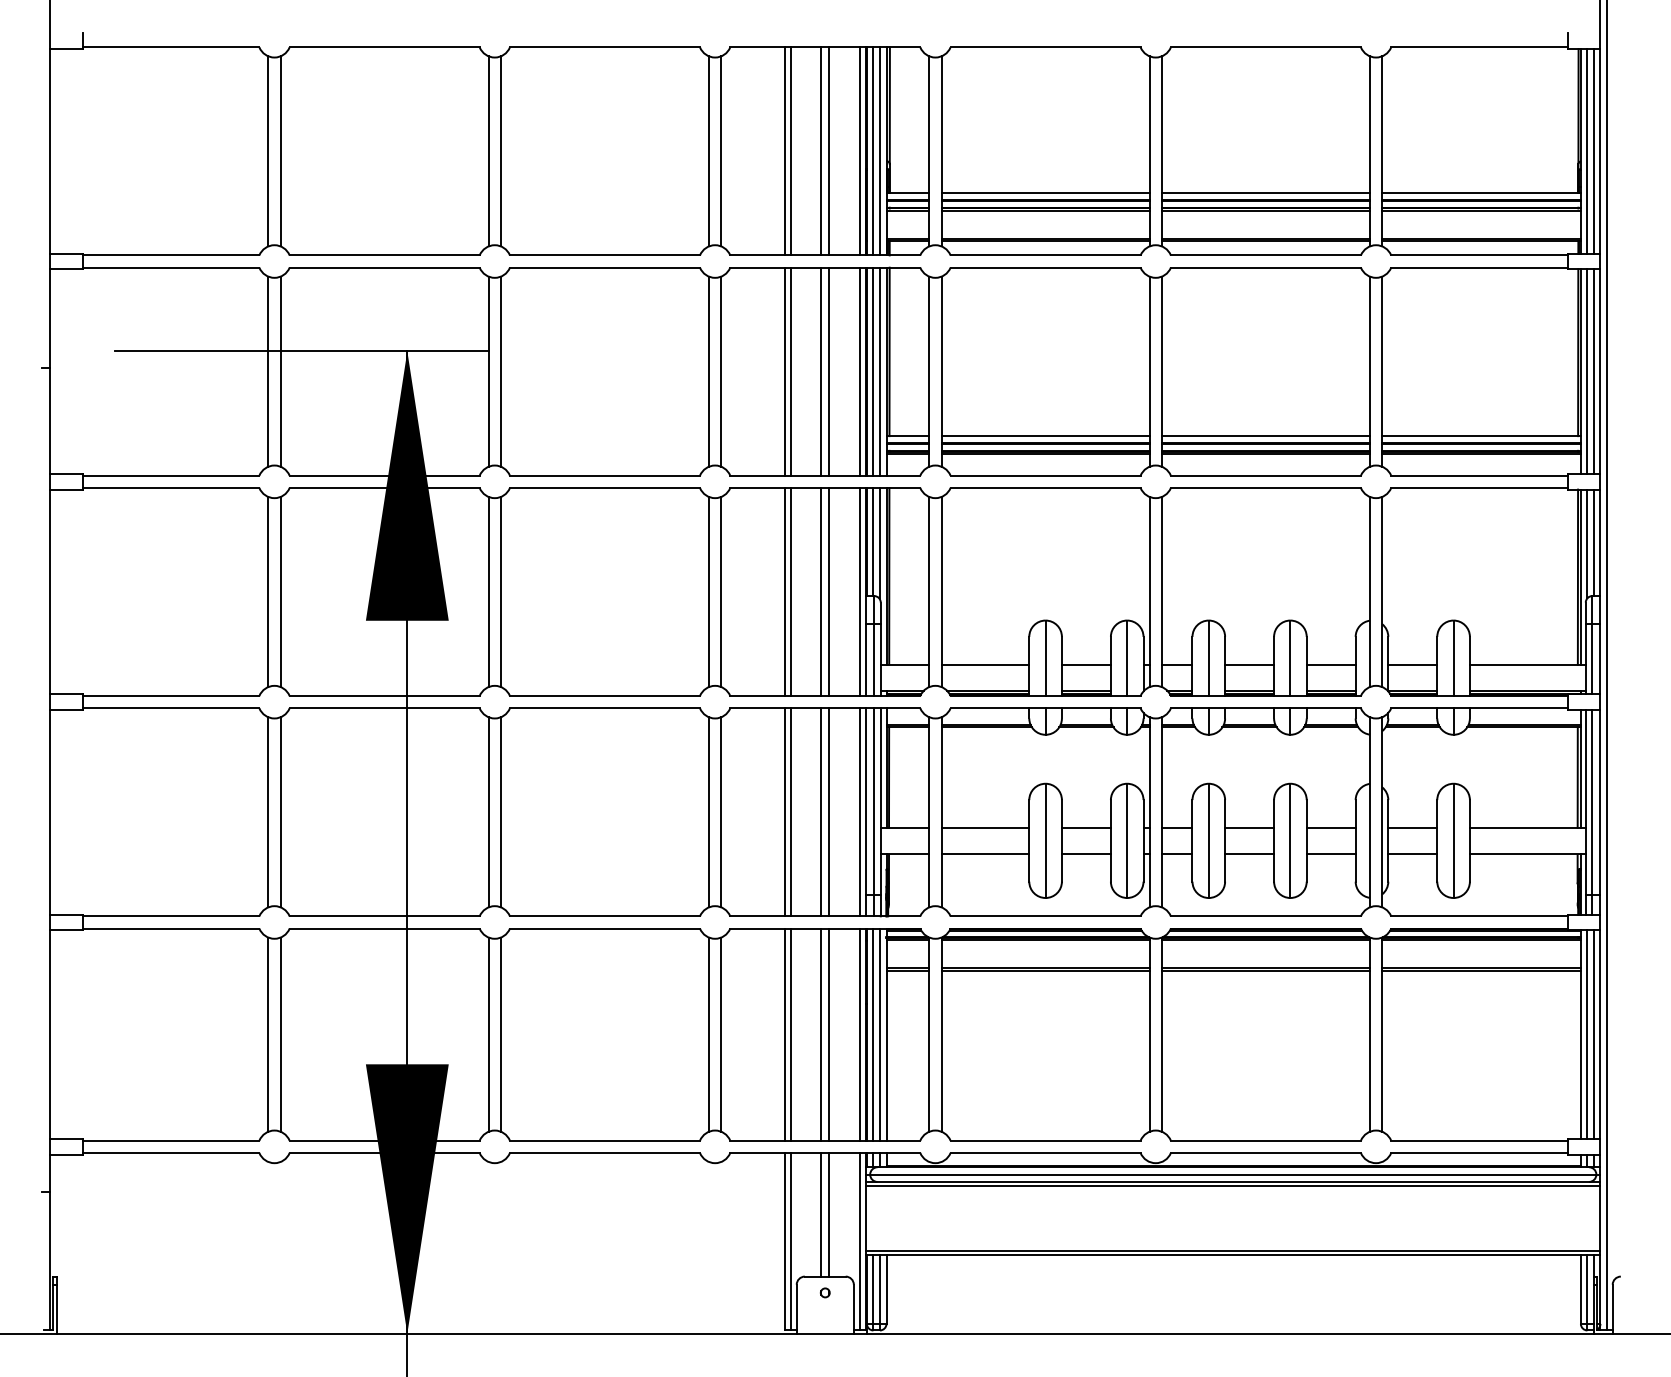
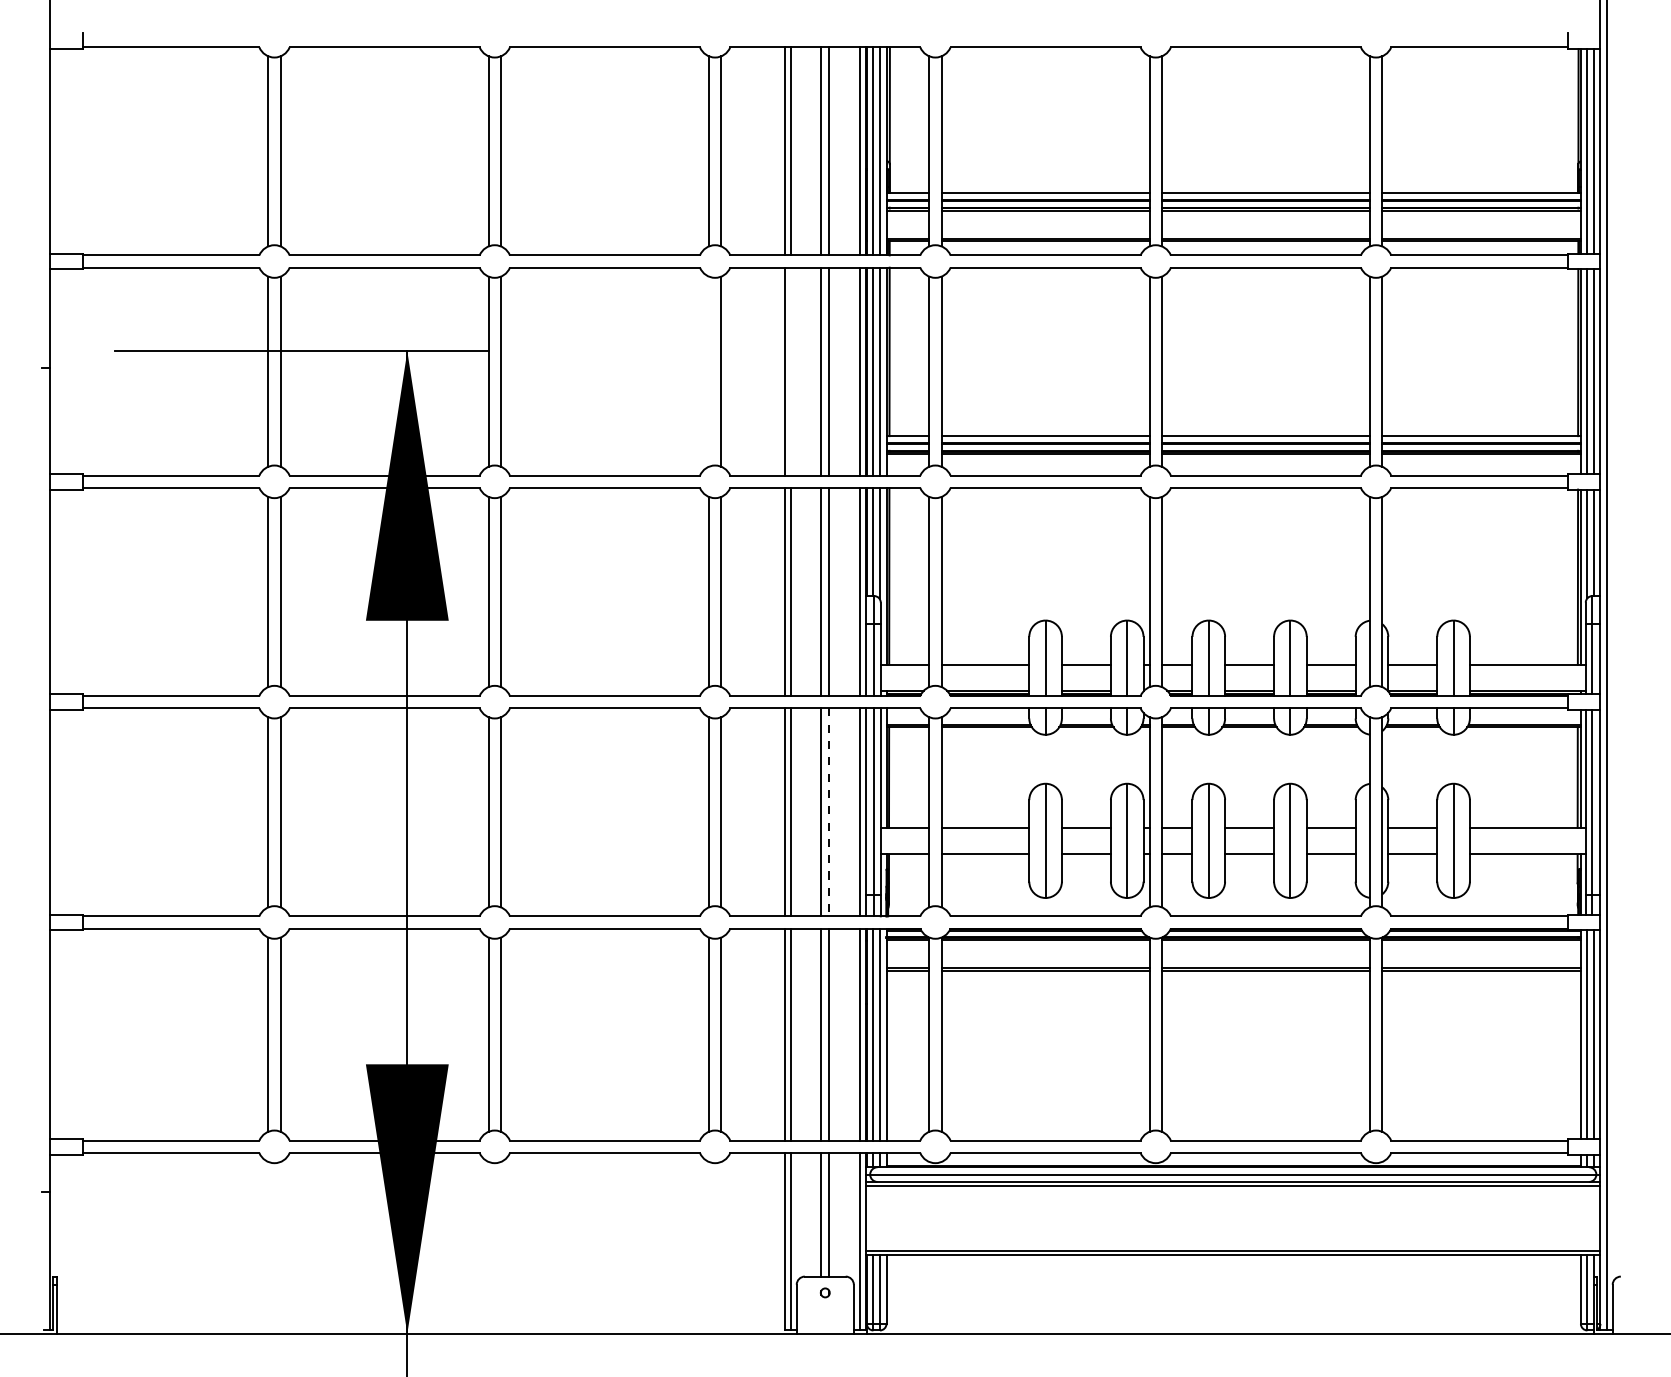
line: present -> none (709, 371)
line: present -> none (791, 371)
line: solid -> dashed (829, 812)
